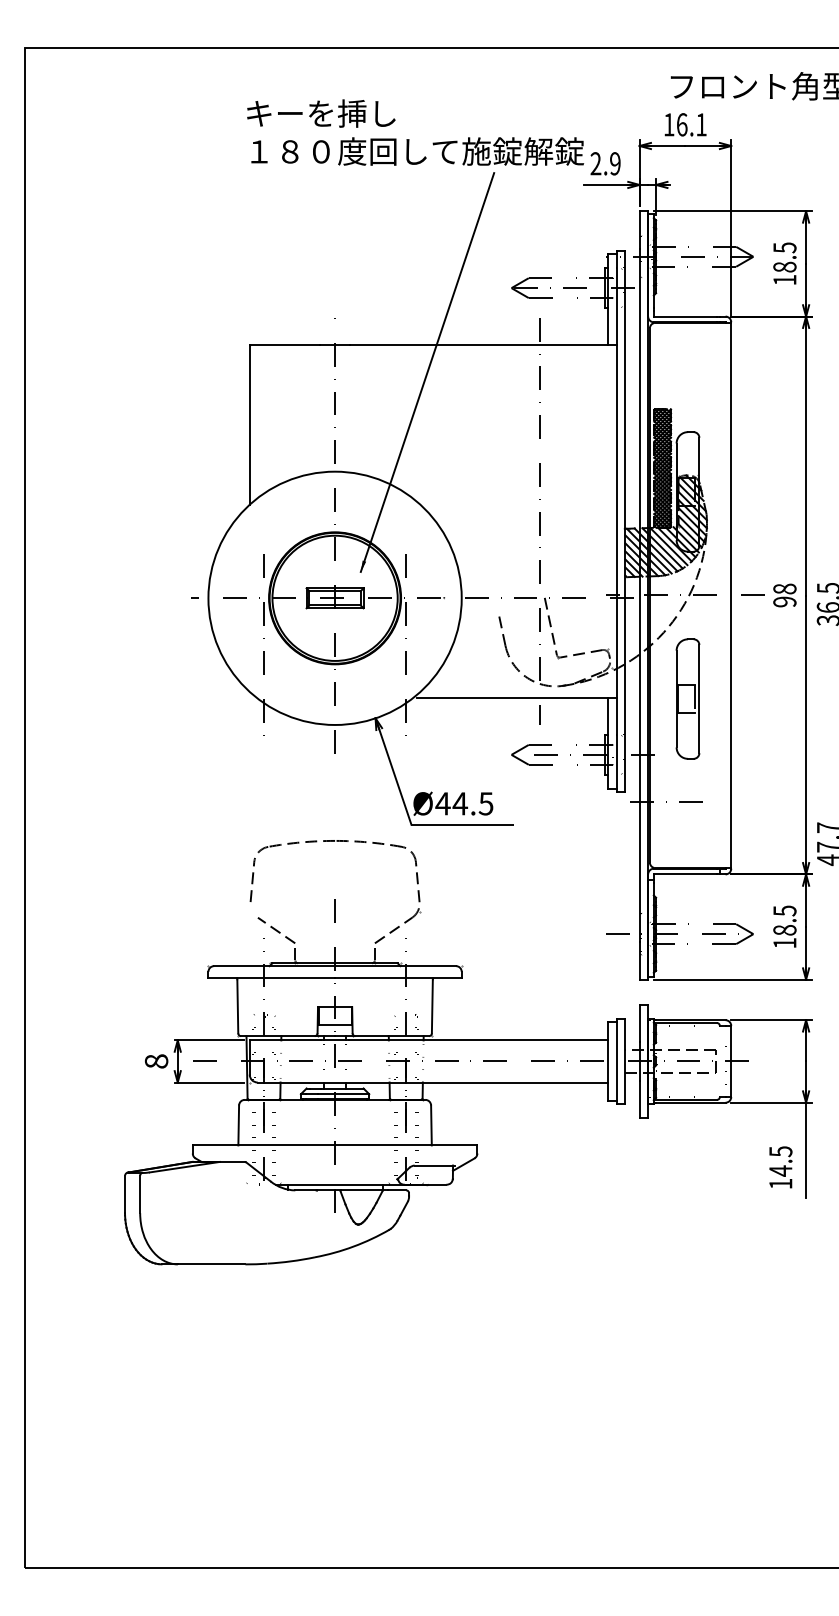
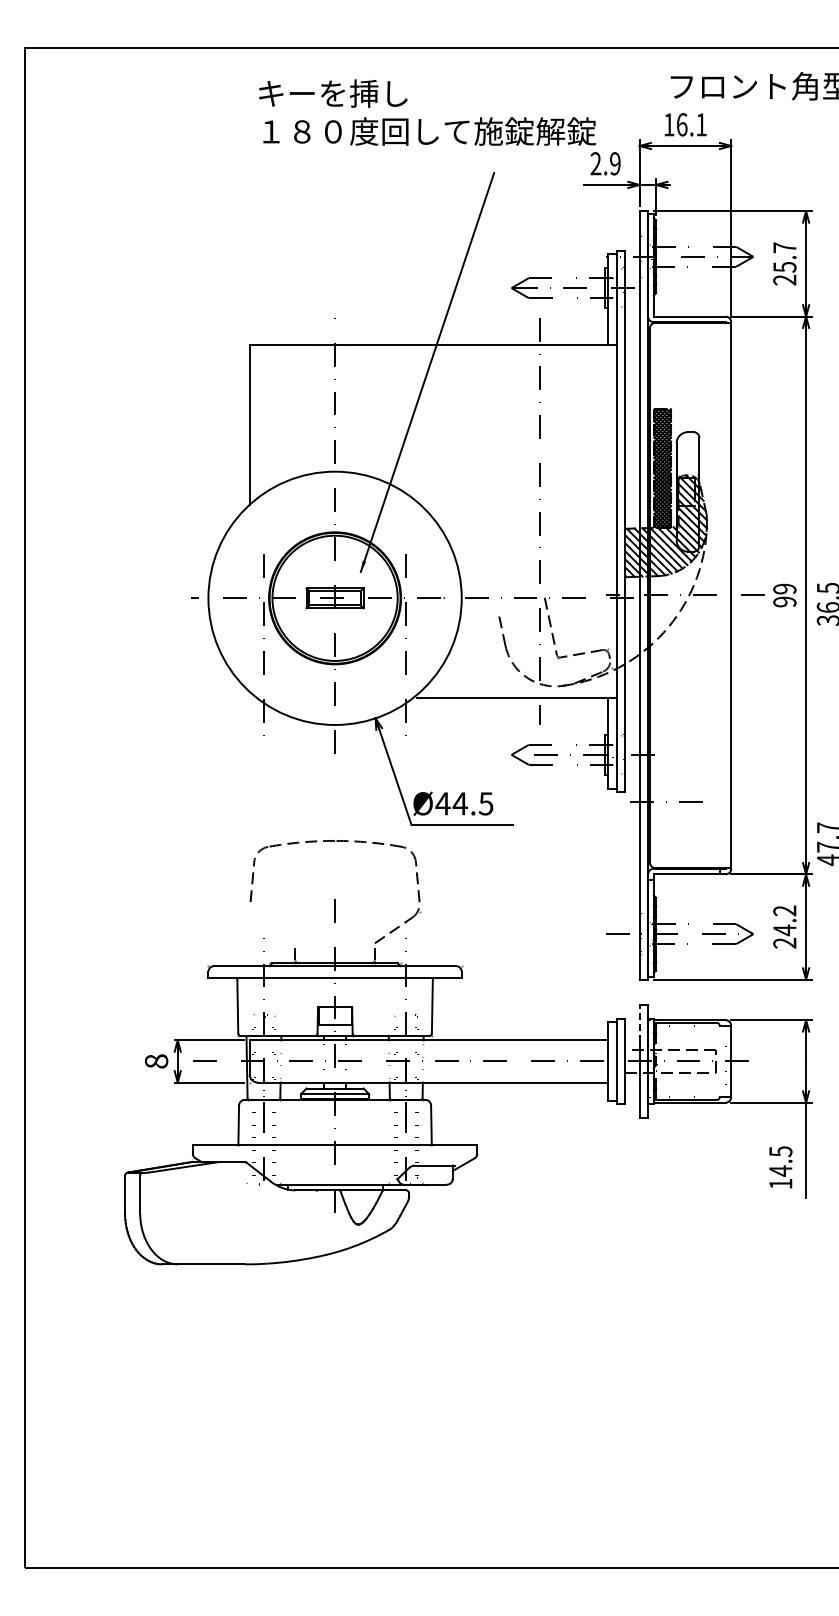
text position: (415, 132) -> (427, 112) (427, 112)
text: 18.5 -> 25.7 (784, 263)
text: 98 -> 99 (784, 588)
part: present -> none (687, 698)
text: 18.5 -> 24.2 (784, 926)
line: present -> none (276, 930)
line: solid -> dashed (639, 1023)
